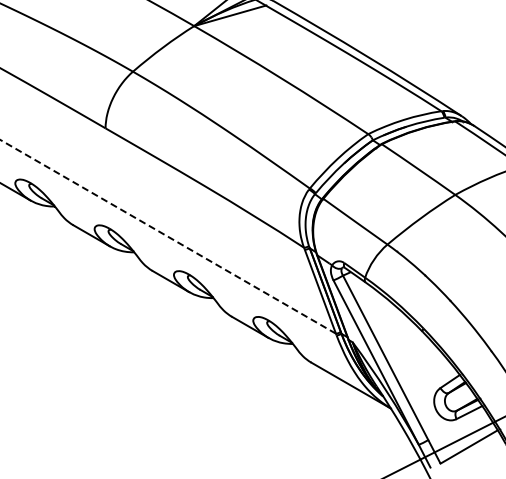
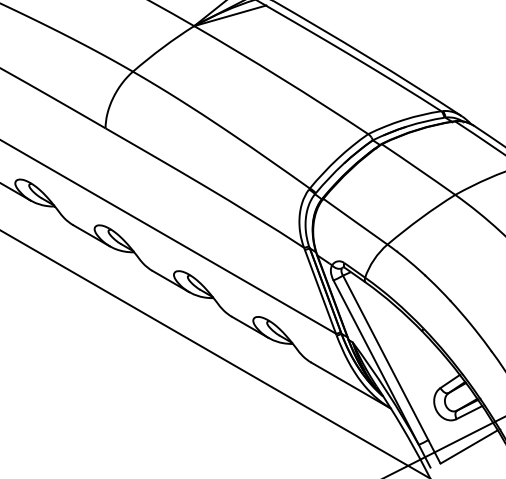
line: dashed -> solid (168, 236)
line: none -> present (213, 353)
